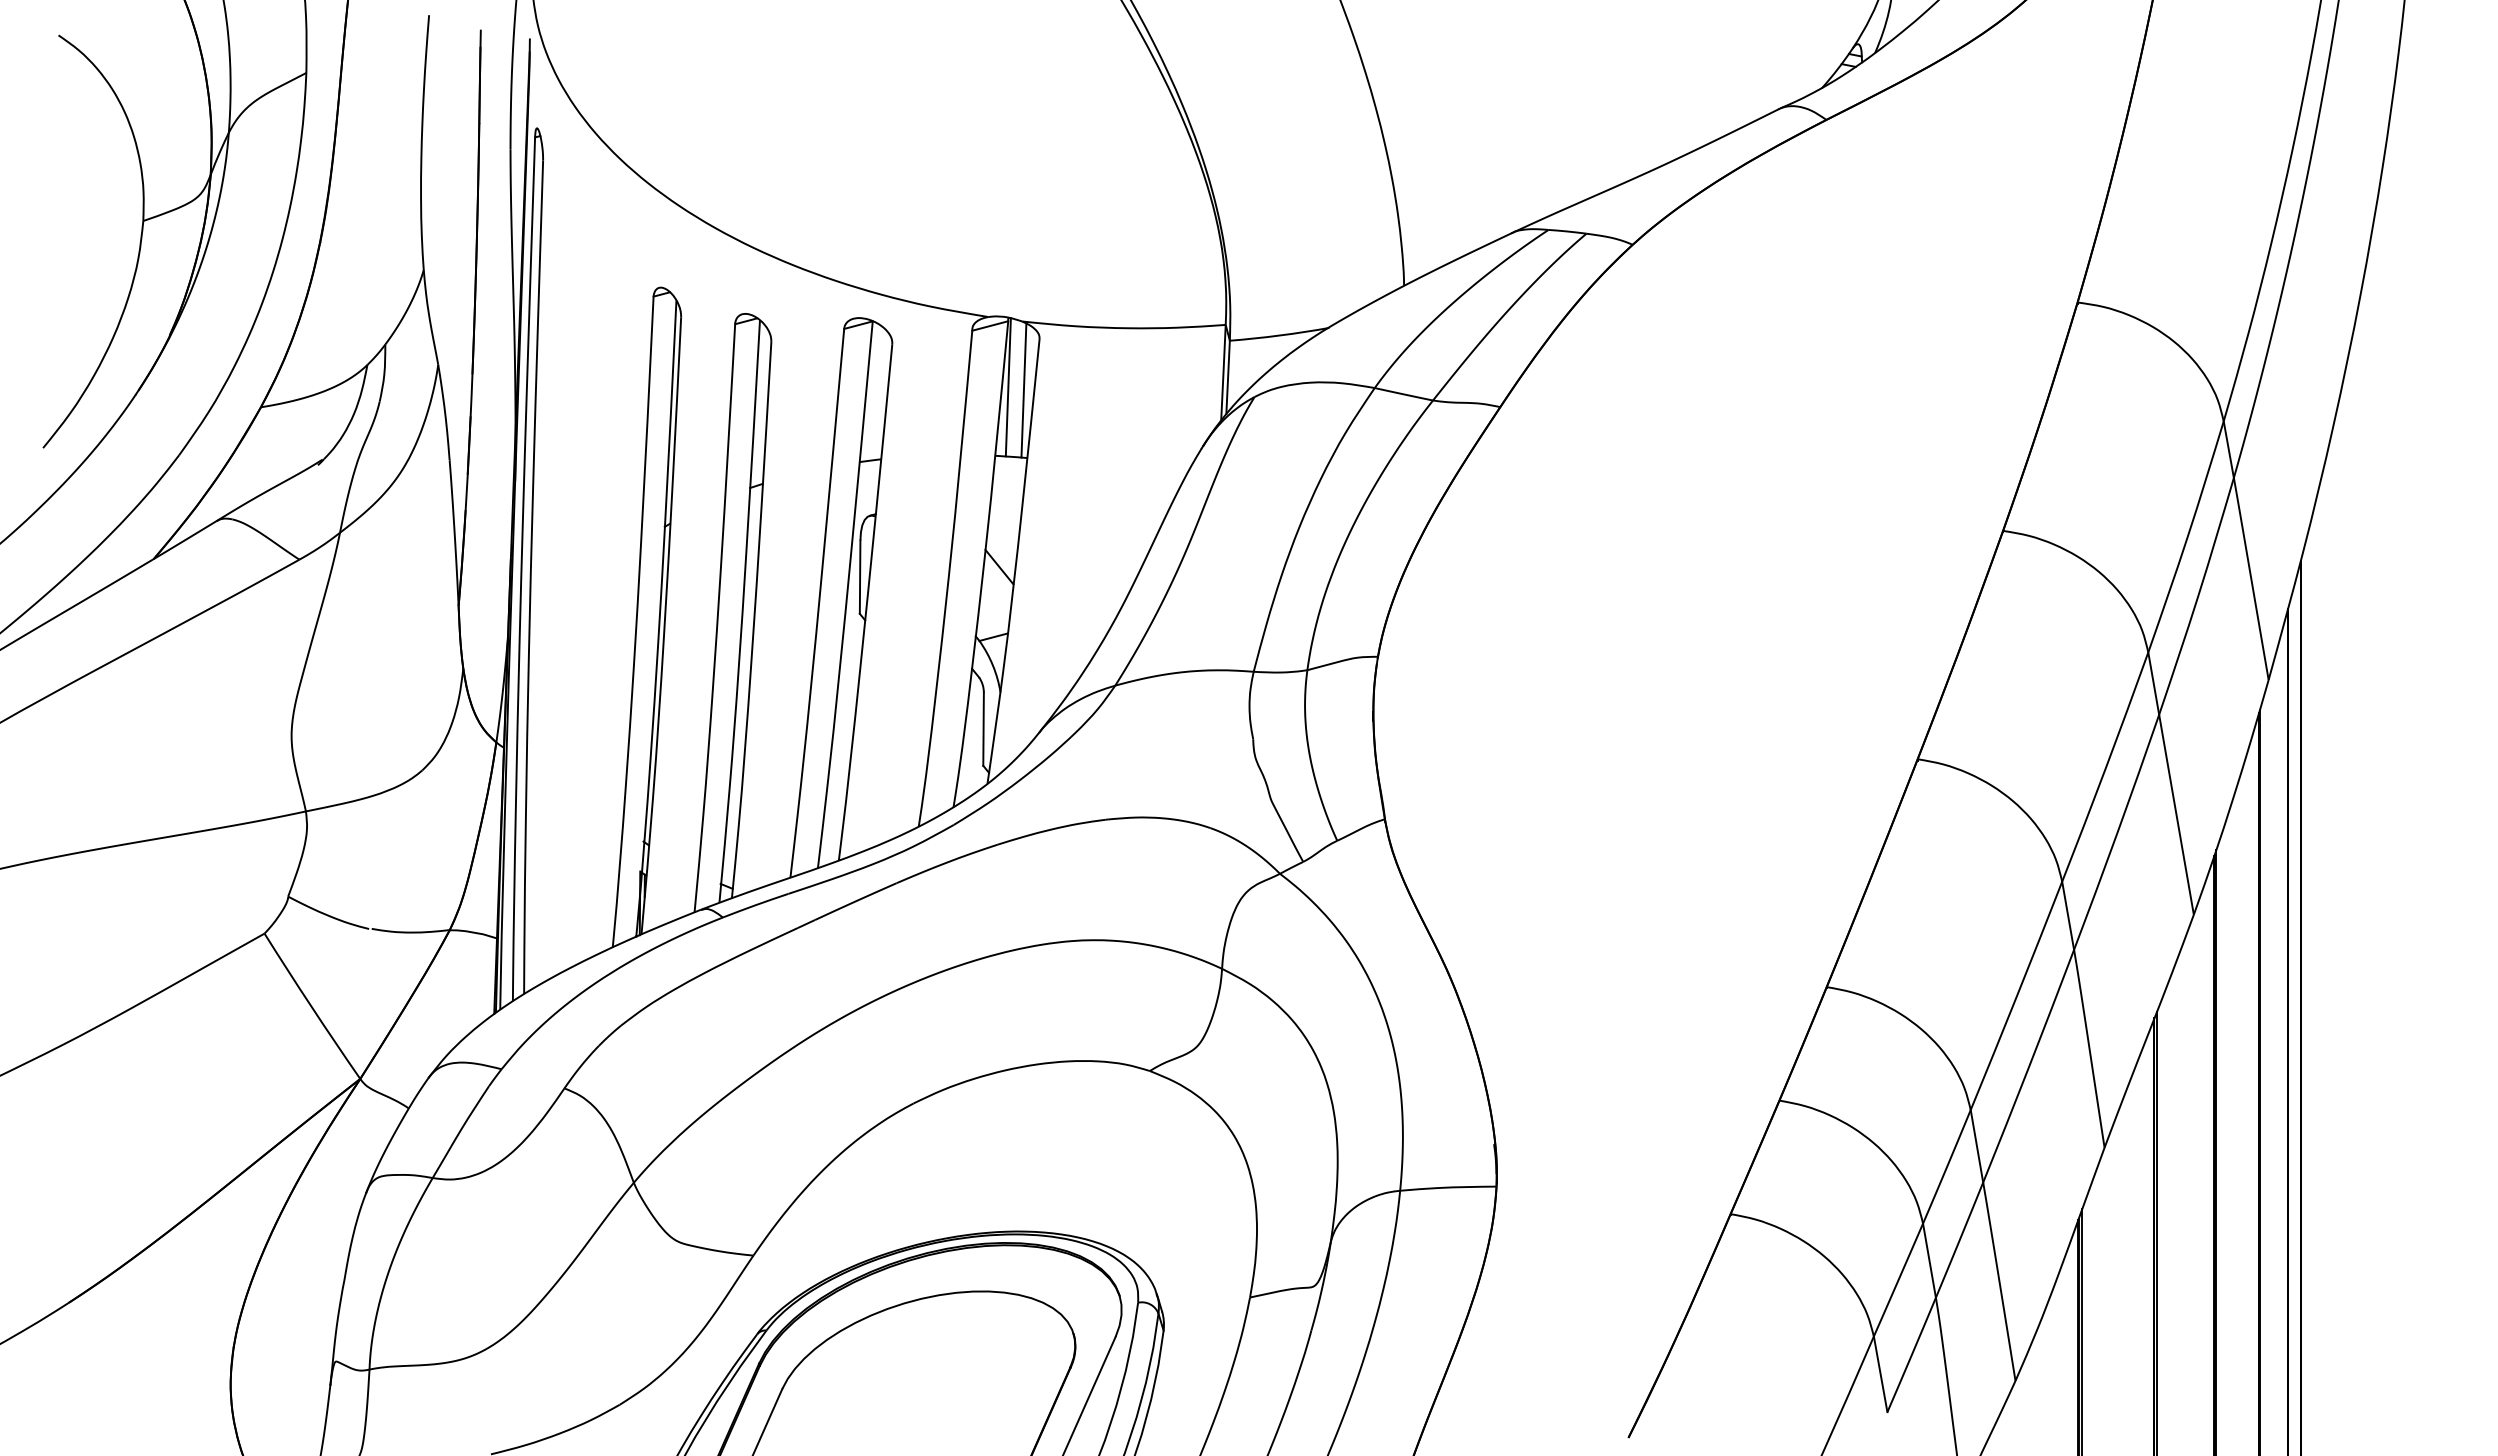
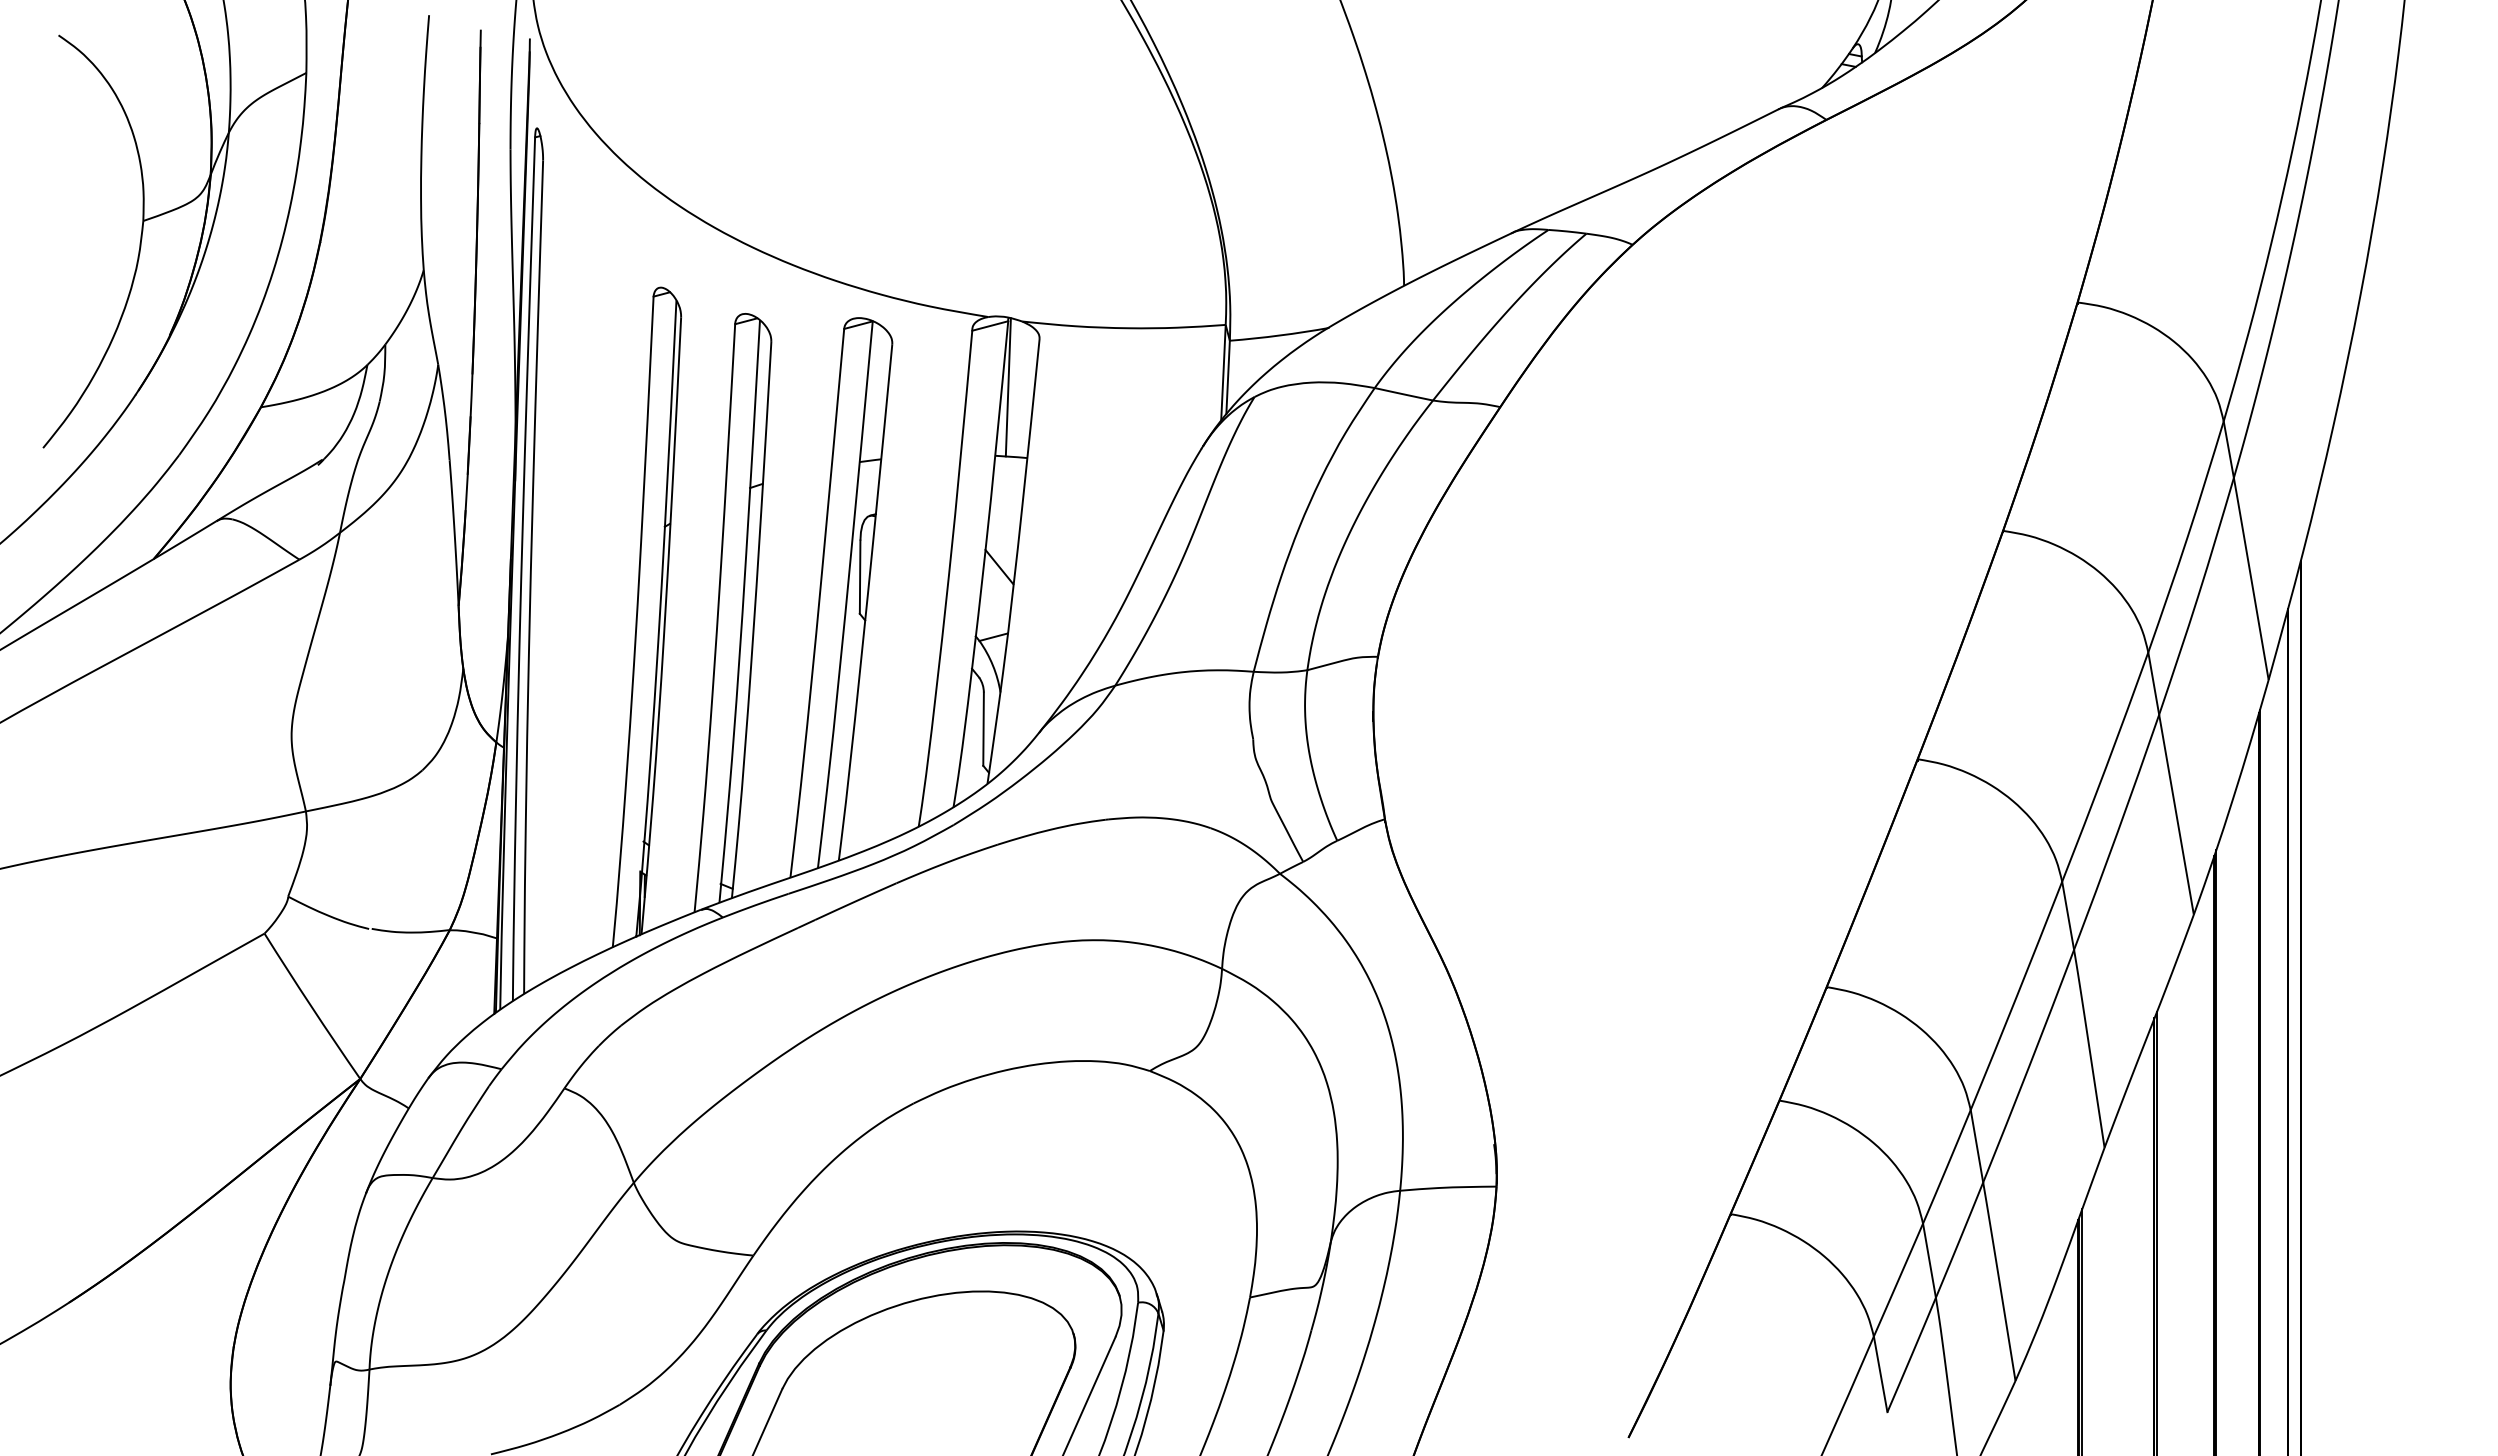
line: present -> none (1023, 390)
